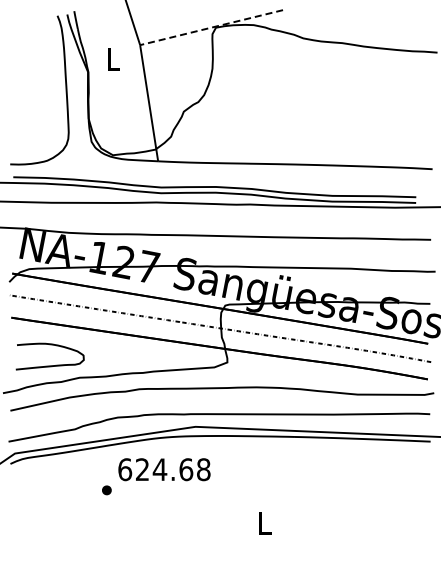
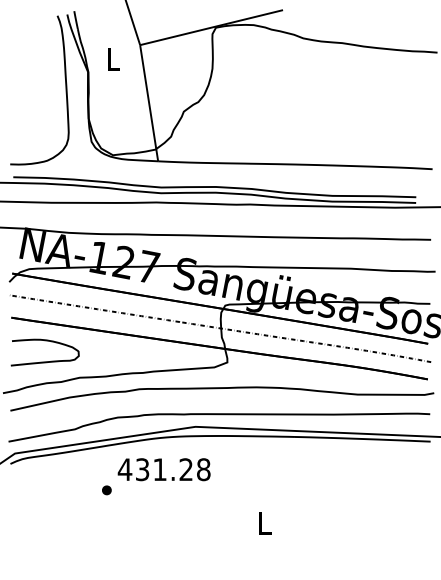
line: dashed -> solid (211, 27)
curve position: (49, 365) -> (44, 361) (44, 361)
text: 624.68 -> 431.28 (155, 469)
